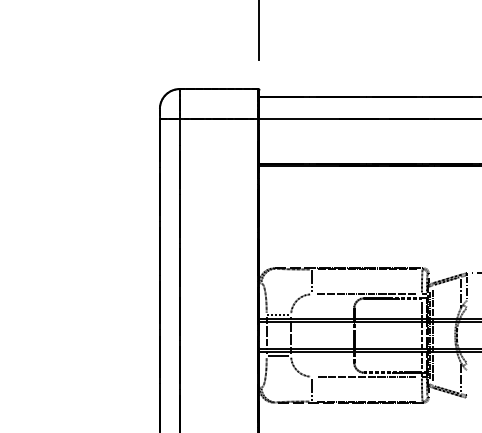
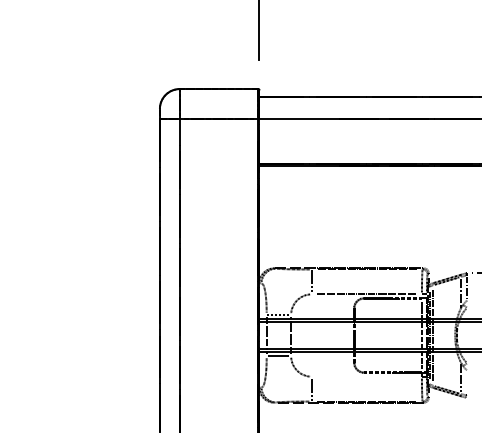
line: present -> none (366, 376)
